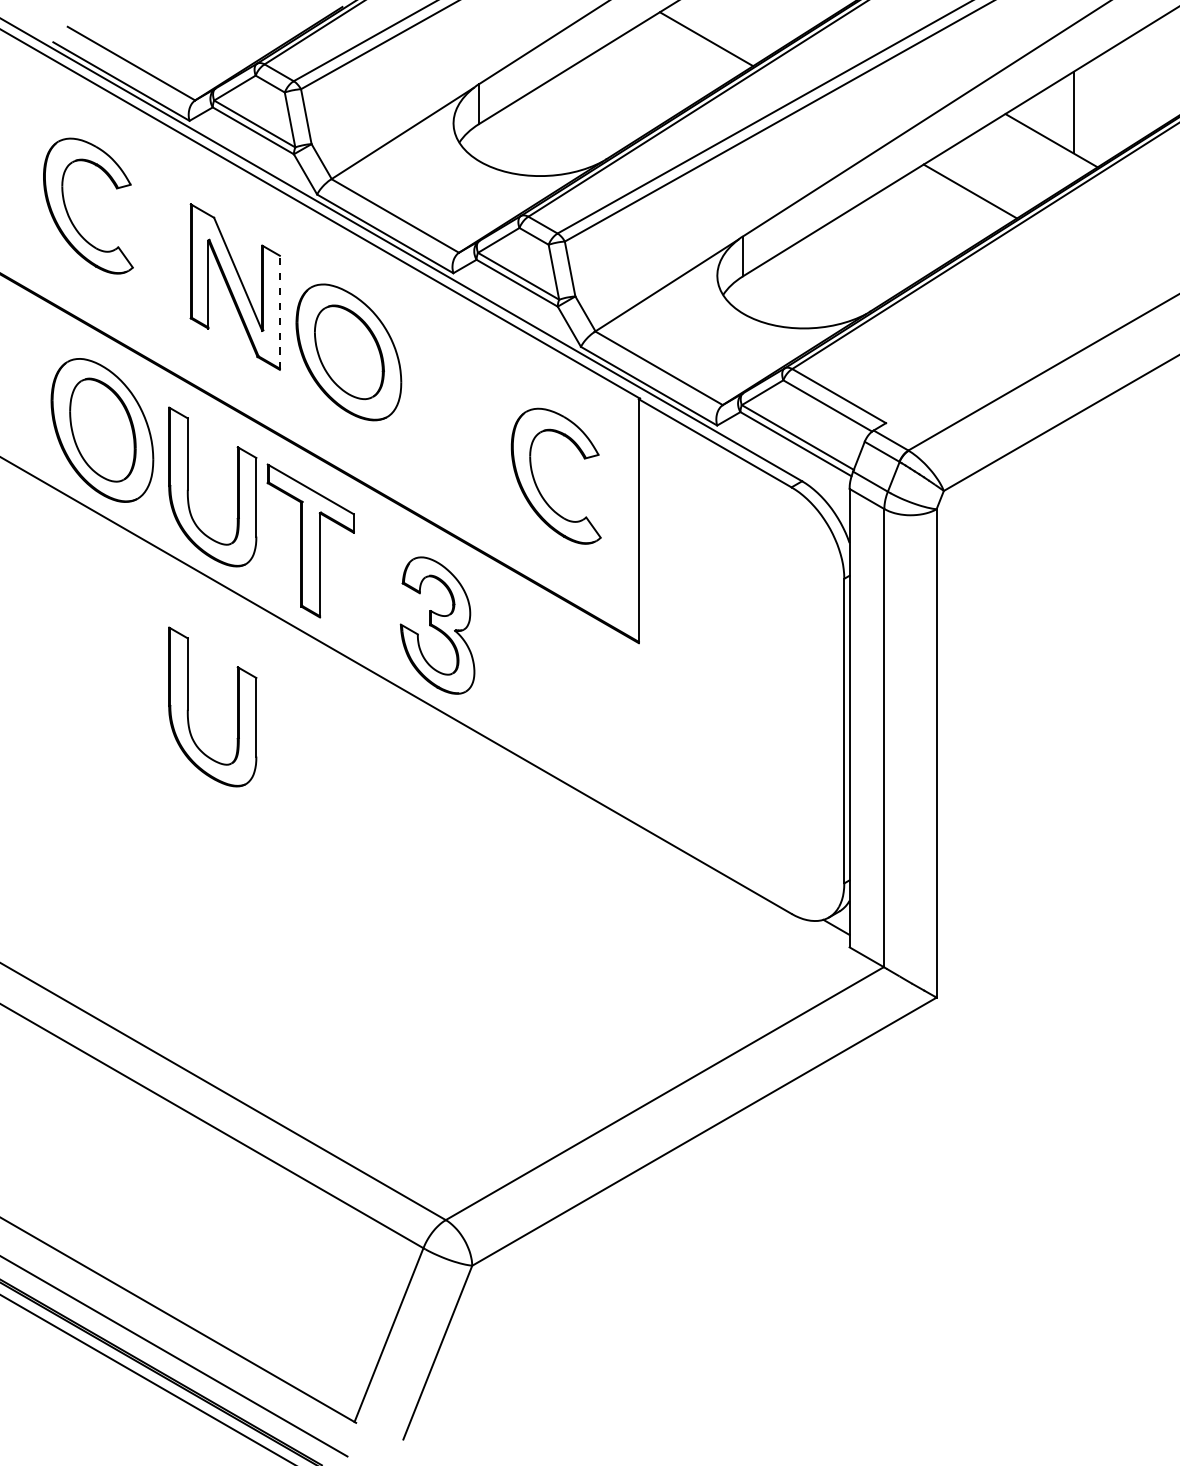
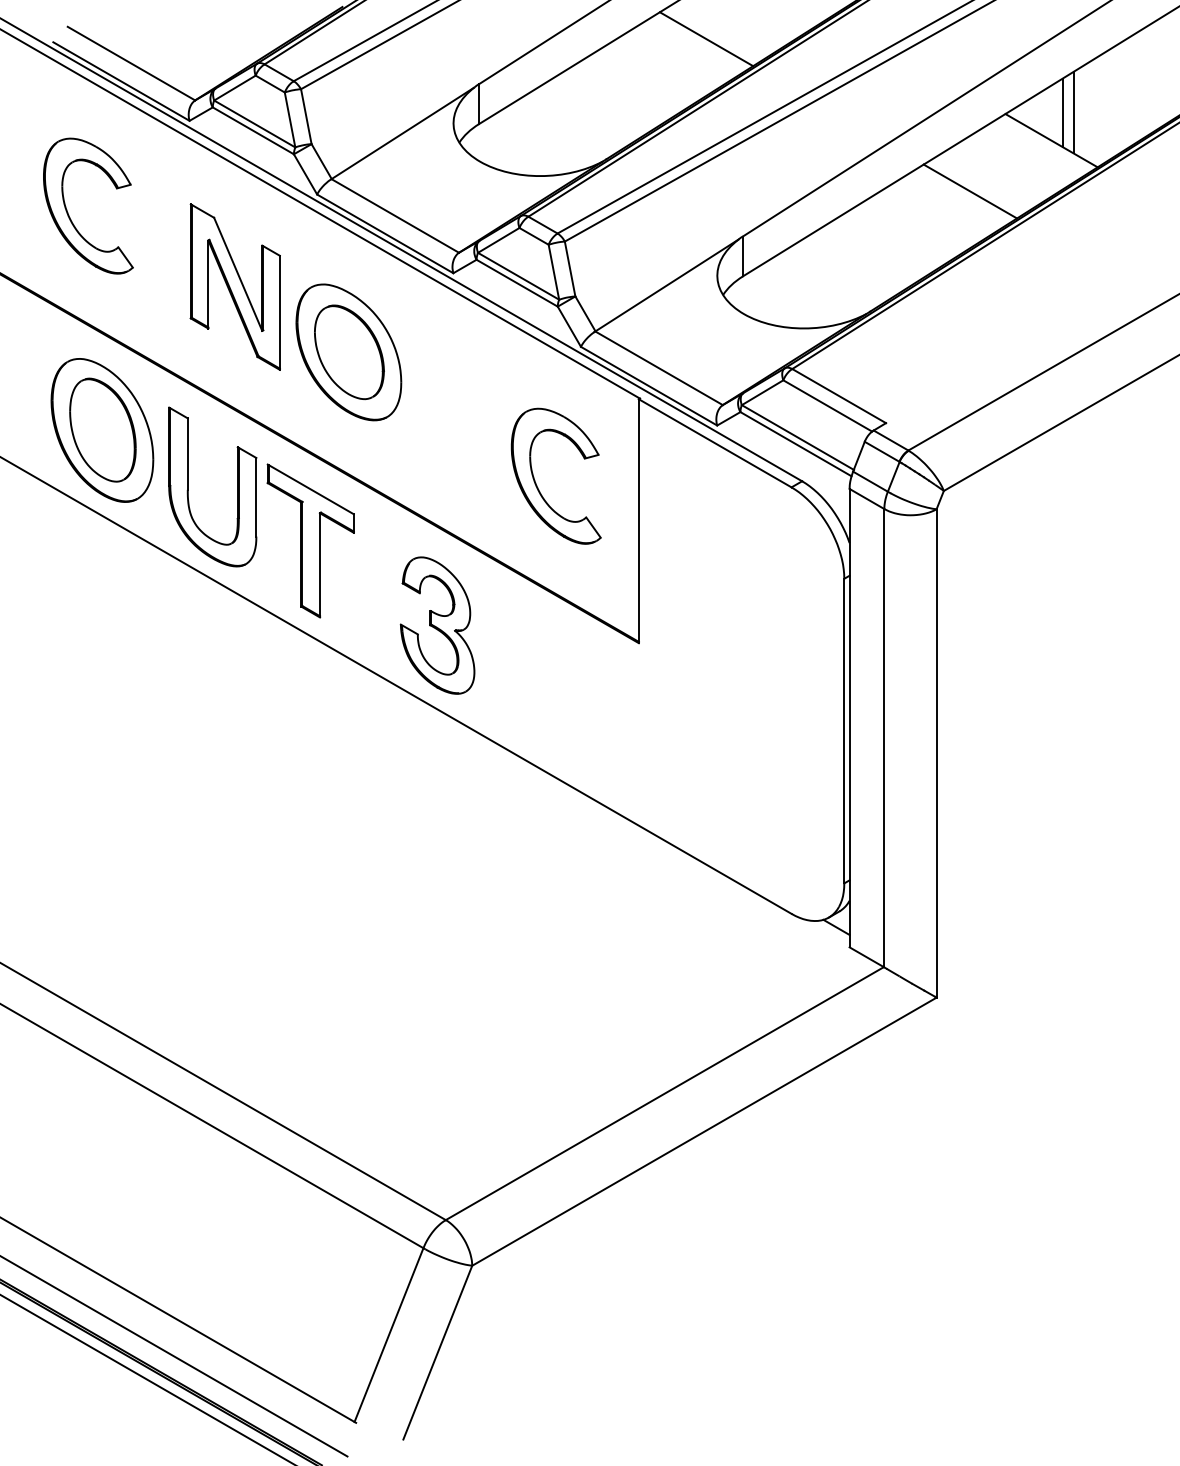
line: none -> present (1062, 112)
line: dashed -> solid (279, 312)
part: present -> none (188, 706)
